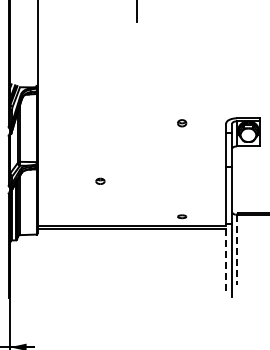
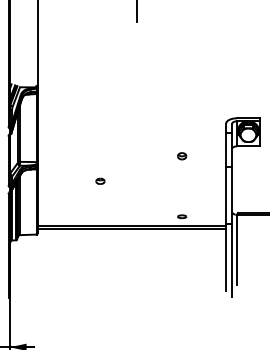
part position: (182, 123) -> (182, 156) (182, 156)
line: dashed -> solid (236, 250)
line: dashed -> solid (226, 256)
